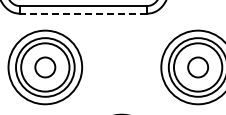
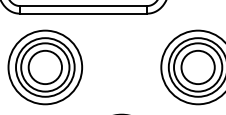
line: dashed -> solid (83, 13)
circle diameter: 20 px -> 33 px (45, 67)
circle diameter: 20 px -> 33 px (197, 67)
